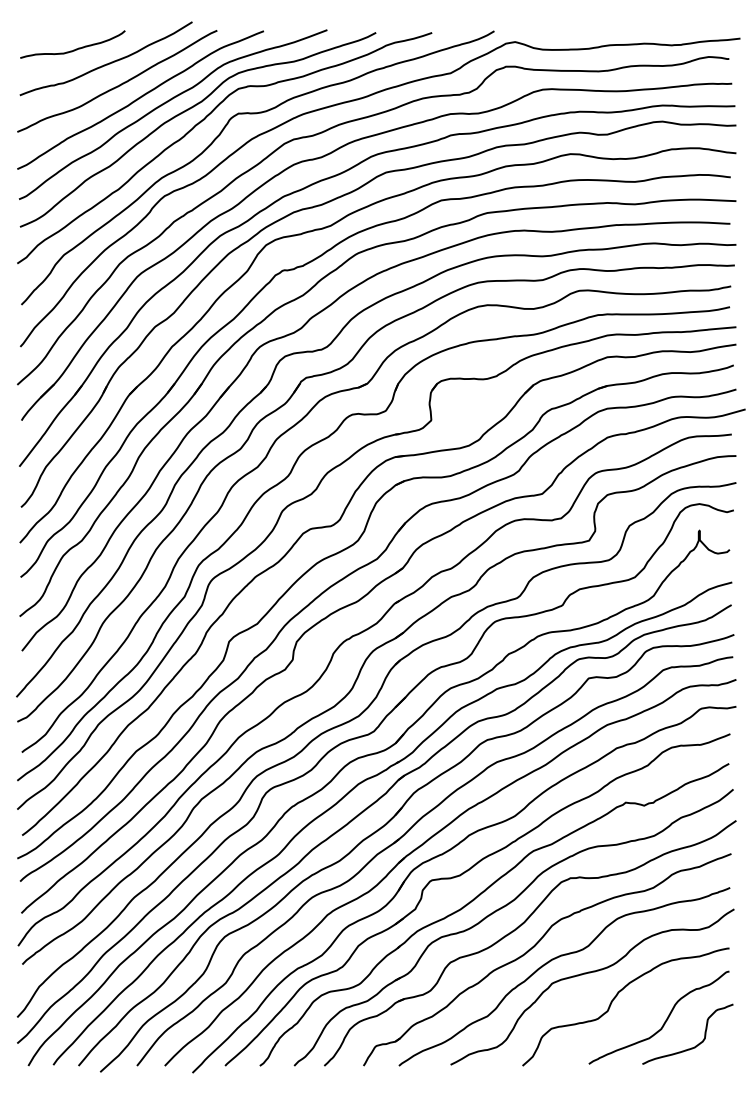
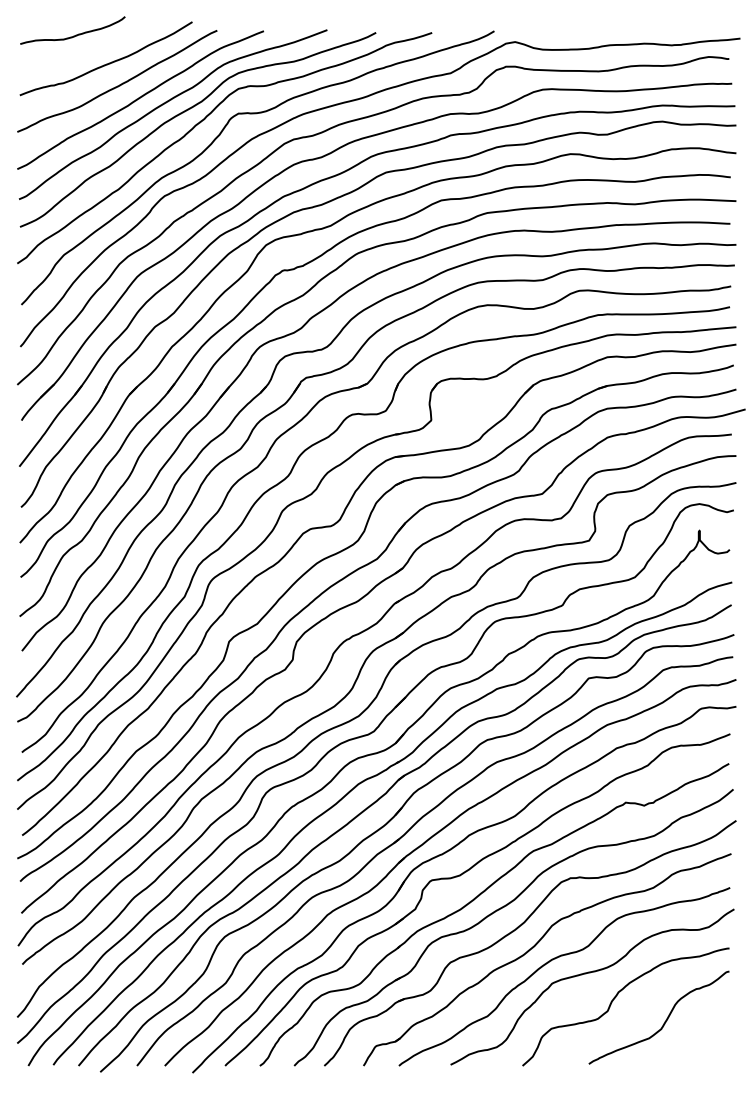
curve position: (73, 49) -> (73, 35) (73, 35)
curve: present -> none (695, 1045)
